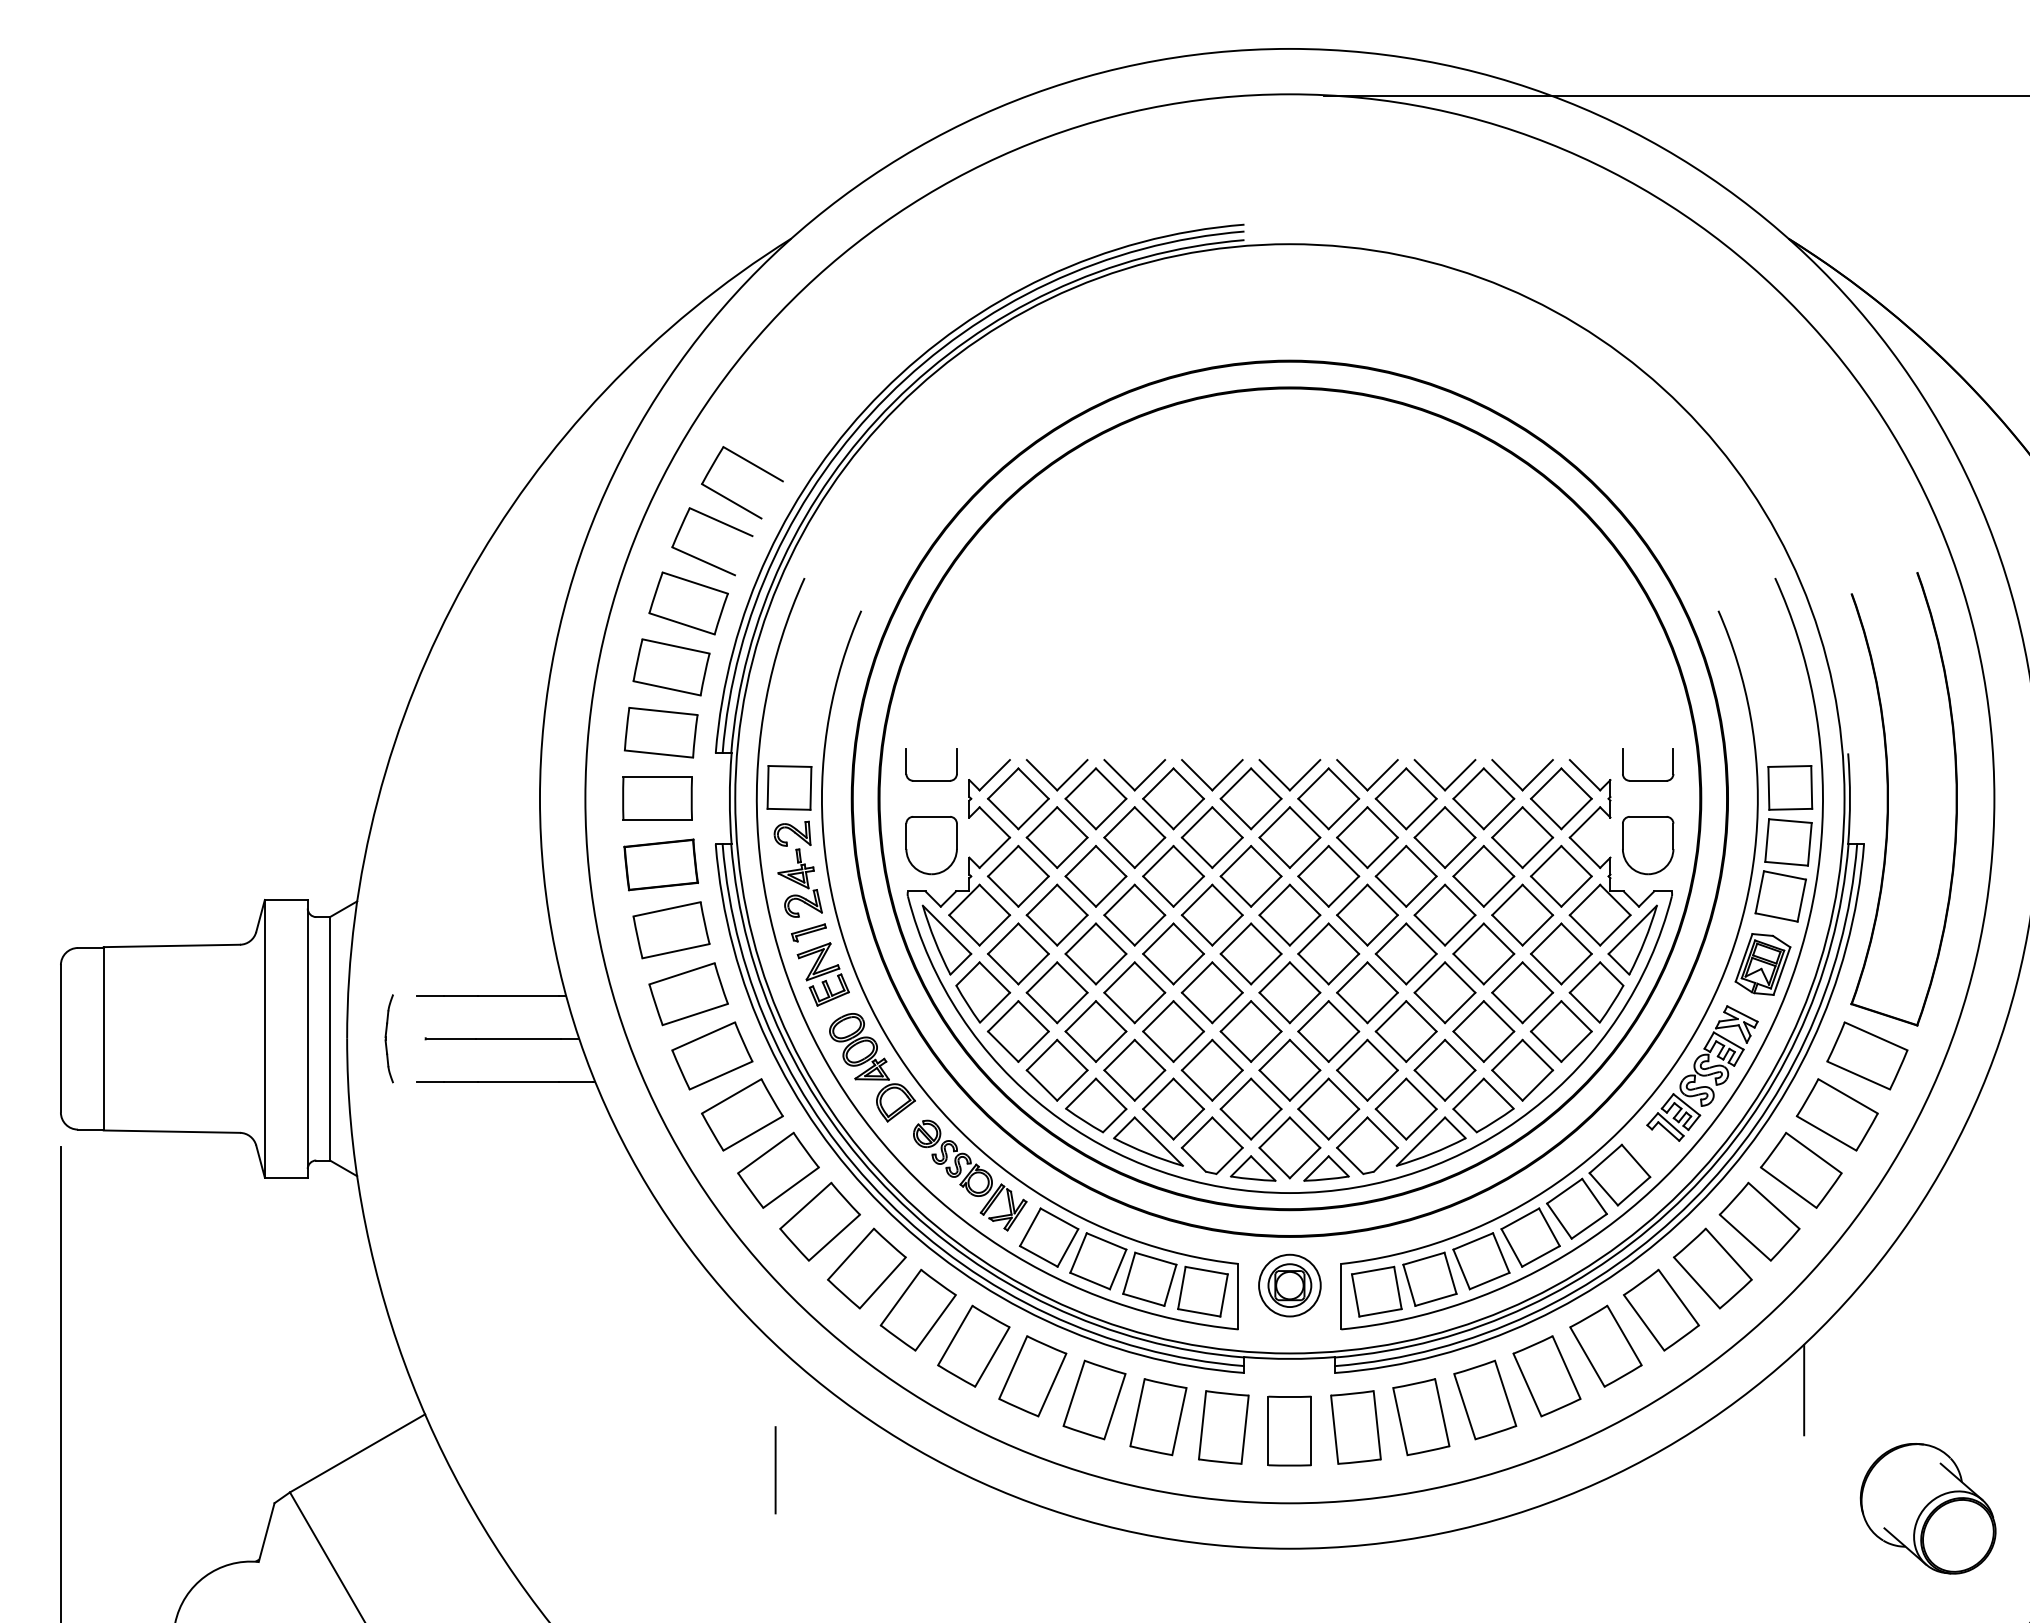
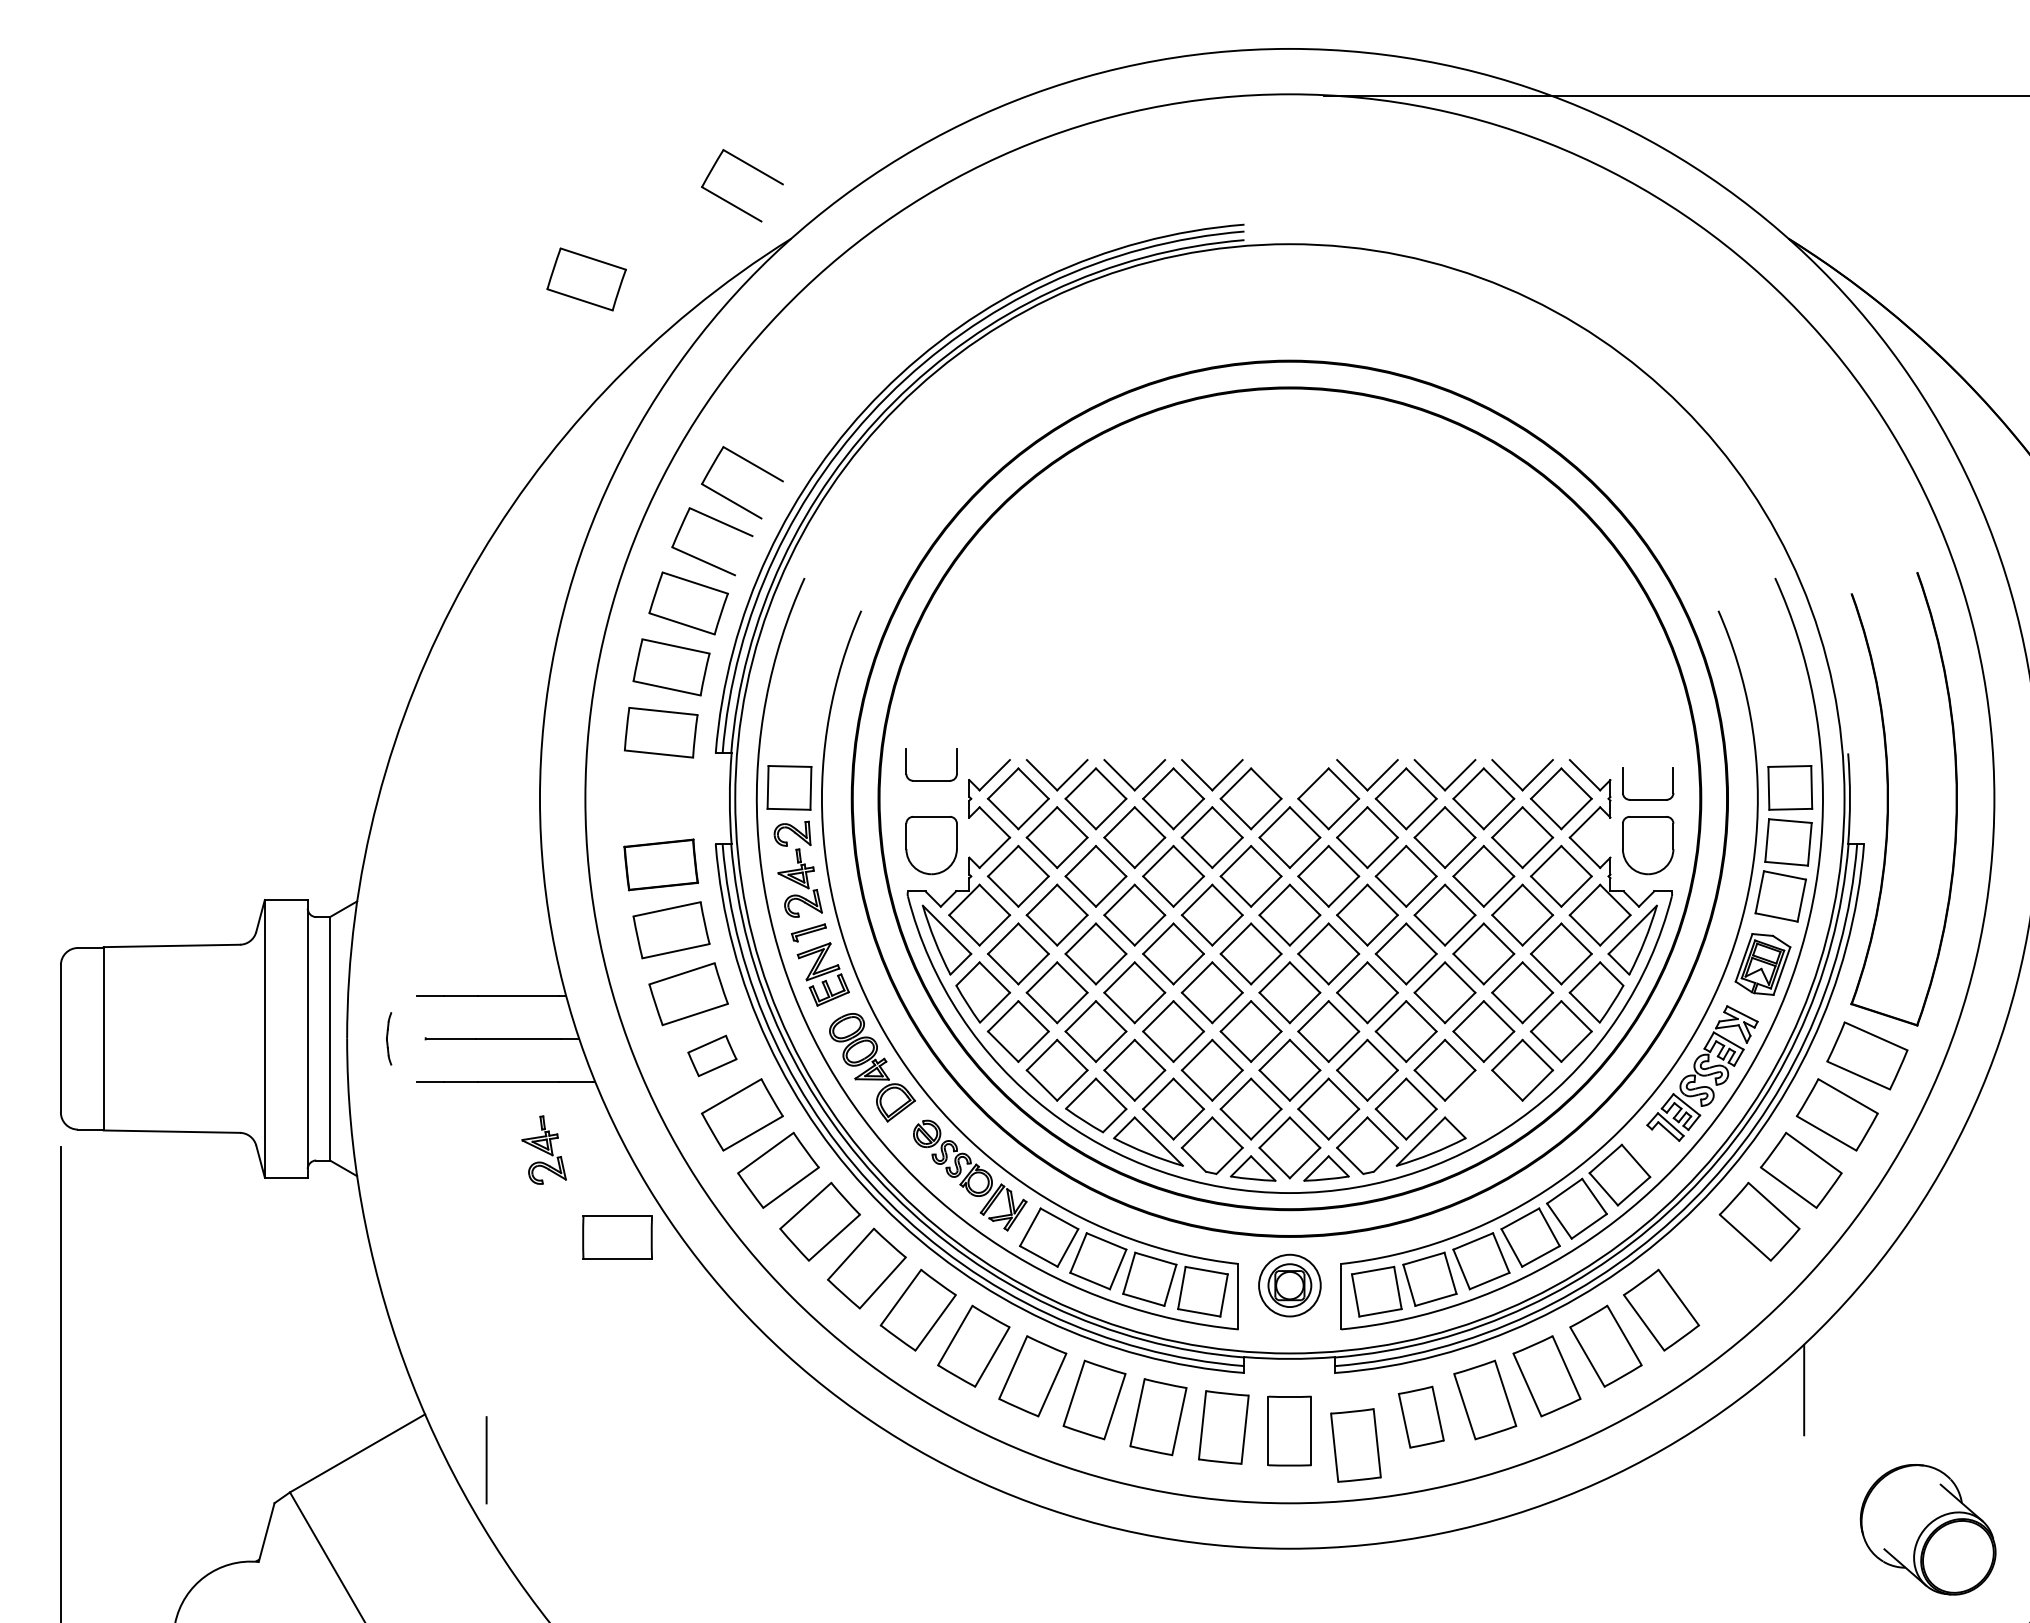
part: none -> present (751, 167)
part: none -> present (586, 279)
part position: (1648, 780) -> (1648, 799) (1648, 799)
part: present -> none (1282, 781)
part position: (657, 798) -> (617, 1237) (617, 1237)
part size: 10x90 px -> 7x54 px (389, 1038)
part size: 83x70 px -> 51x44 px (712, 1055)
part: present -> none (1483, 1105)
part: none -> present (543, 1149)
part: present -> none (1712, 1268)
part size: 59x79 px -> 48x64 px (1420, 1416)
part position: (1355, 1427) -> (1355, 1445) (1355, 1445)
line position: (775, 1470) -> (486, 1460) (486, 1460)
part position: (1927, 1508) -> (1927, 1529) (1927, 1529)
